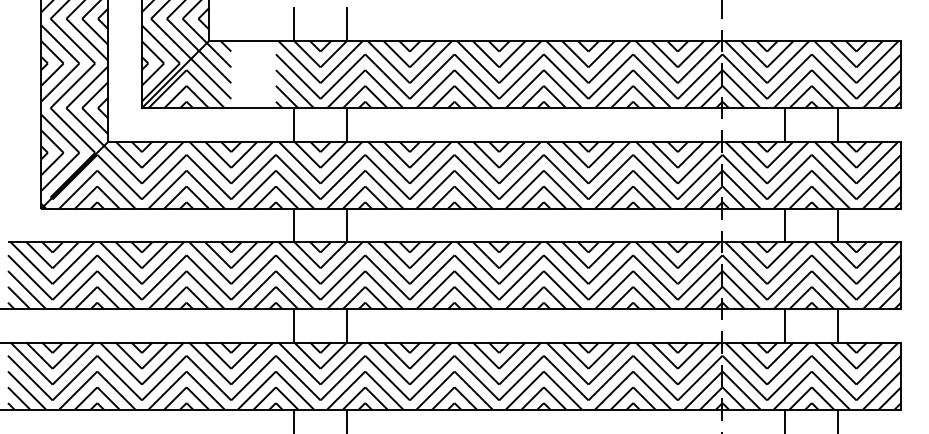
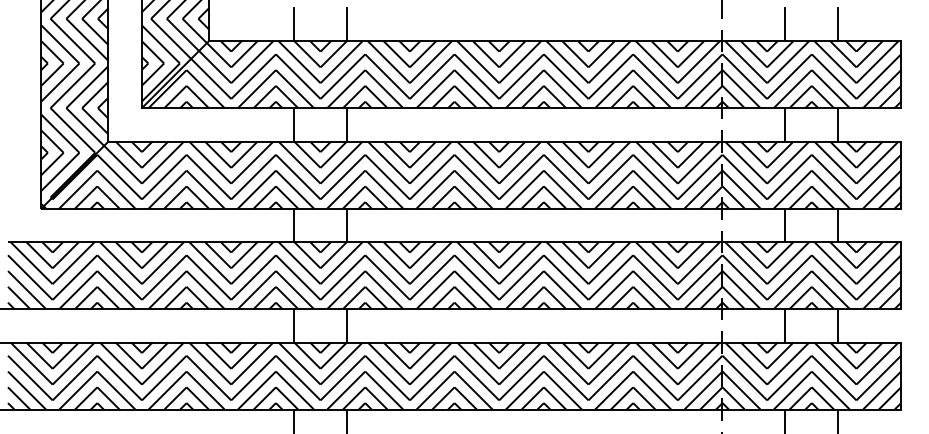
line: none -> present (784, 24)
line: none -> present (838, 24)
hatch: none -> present (253, 74)
